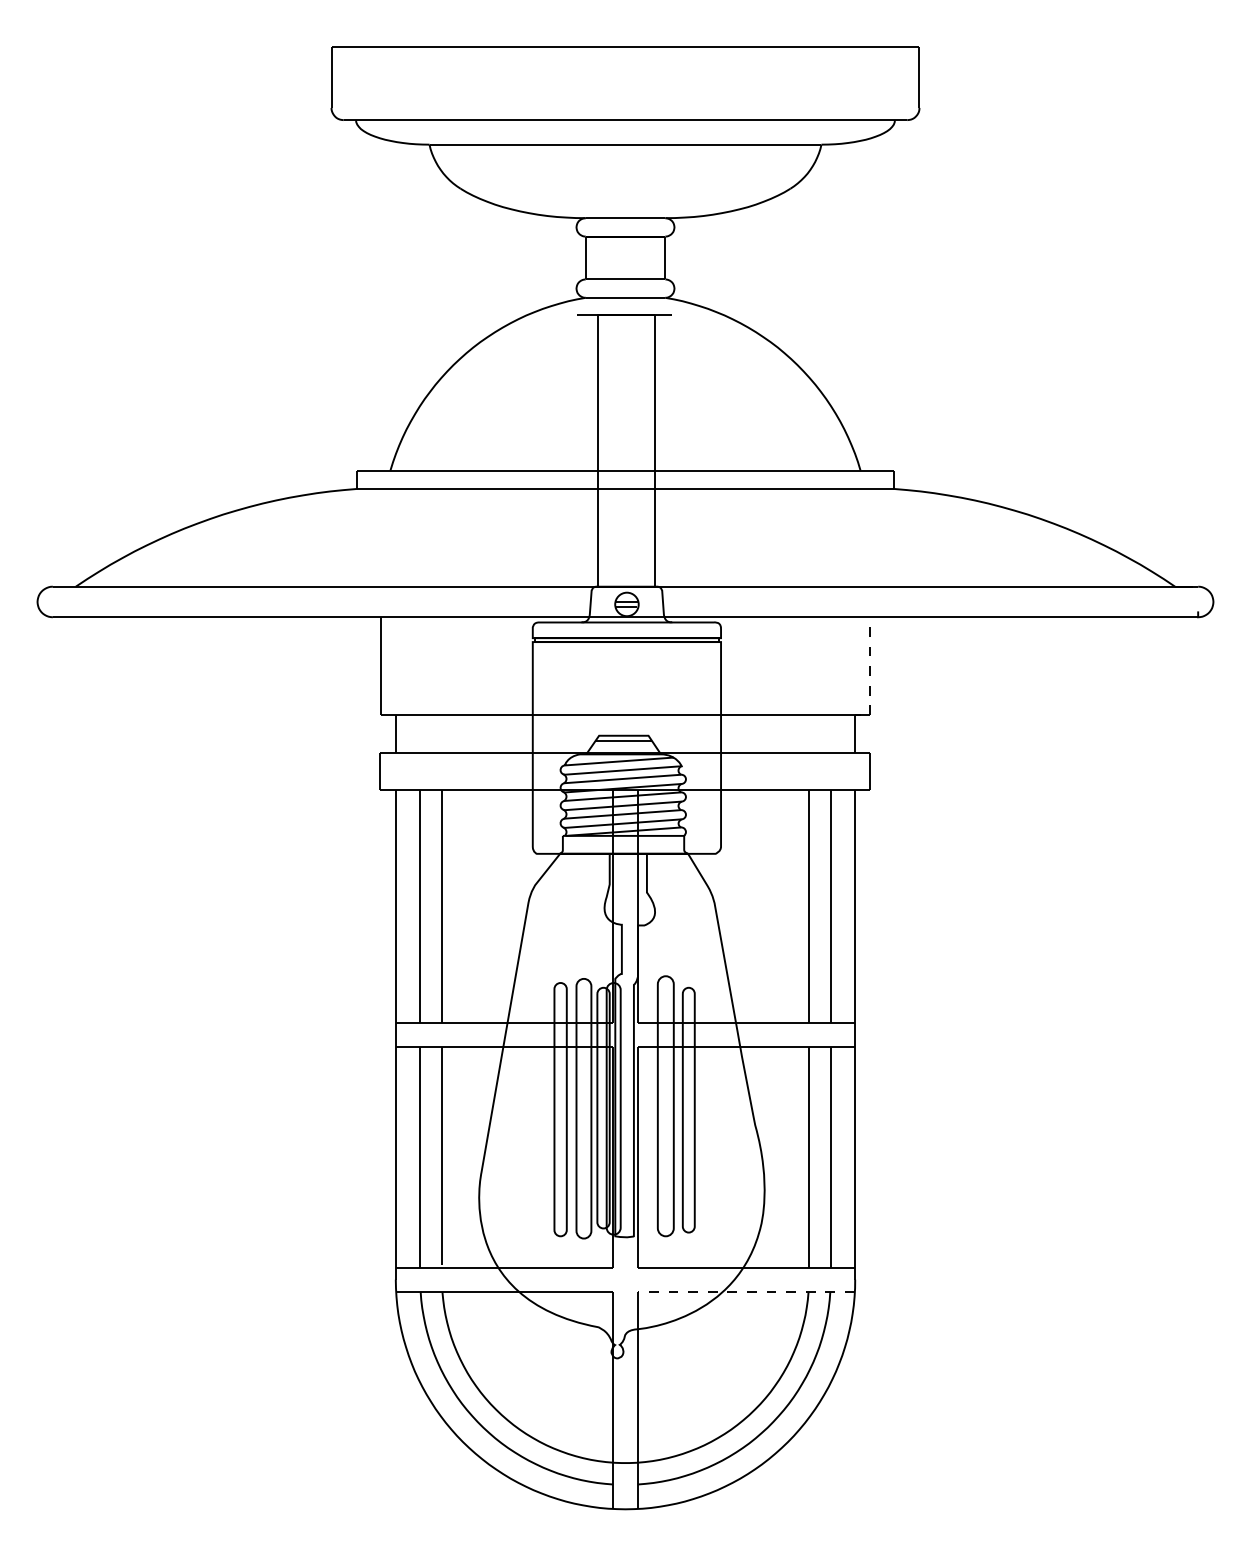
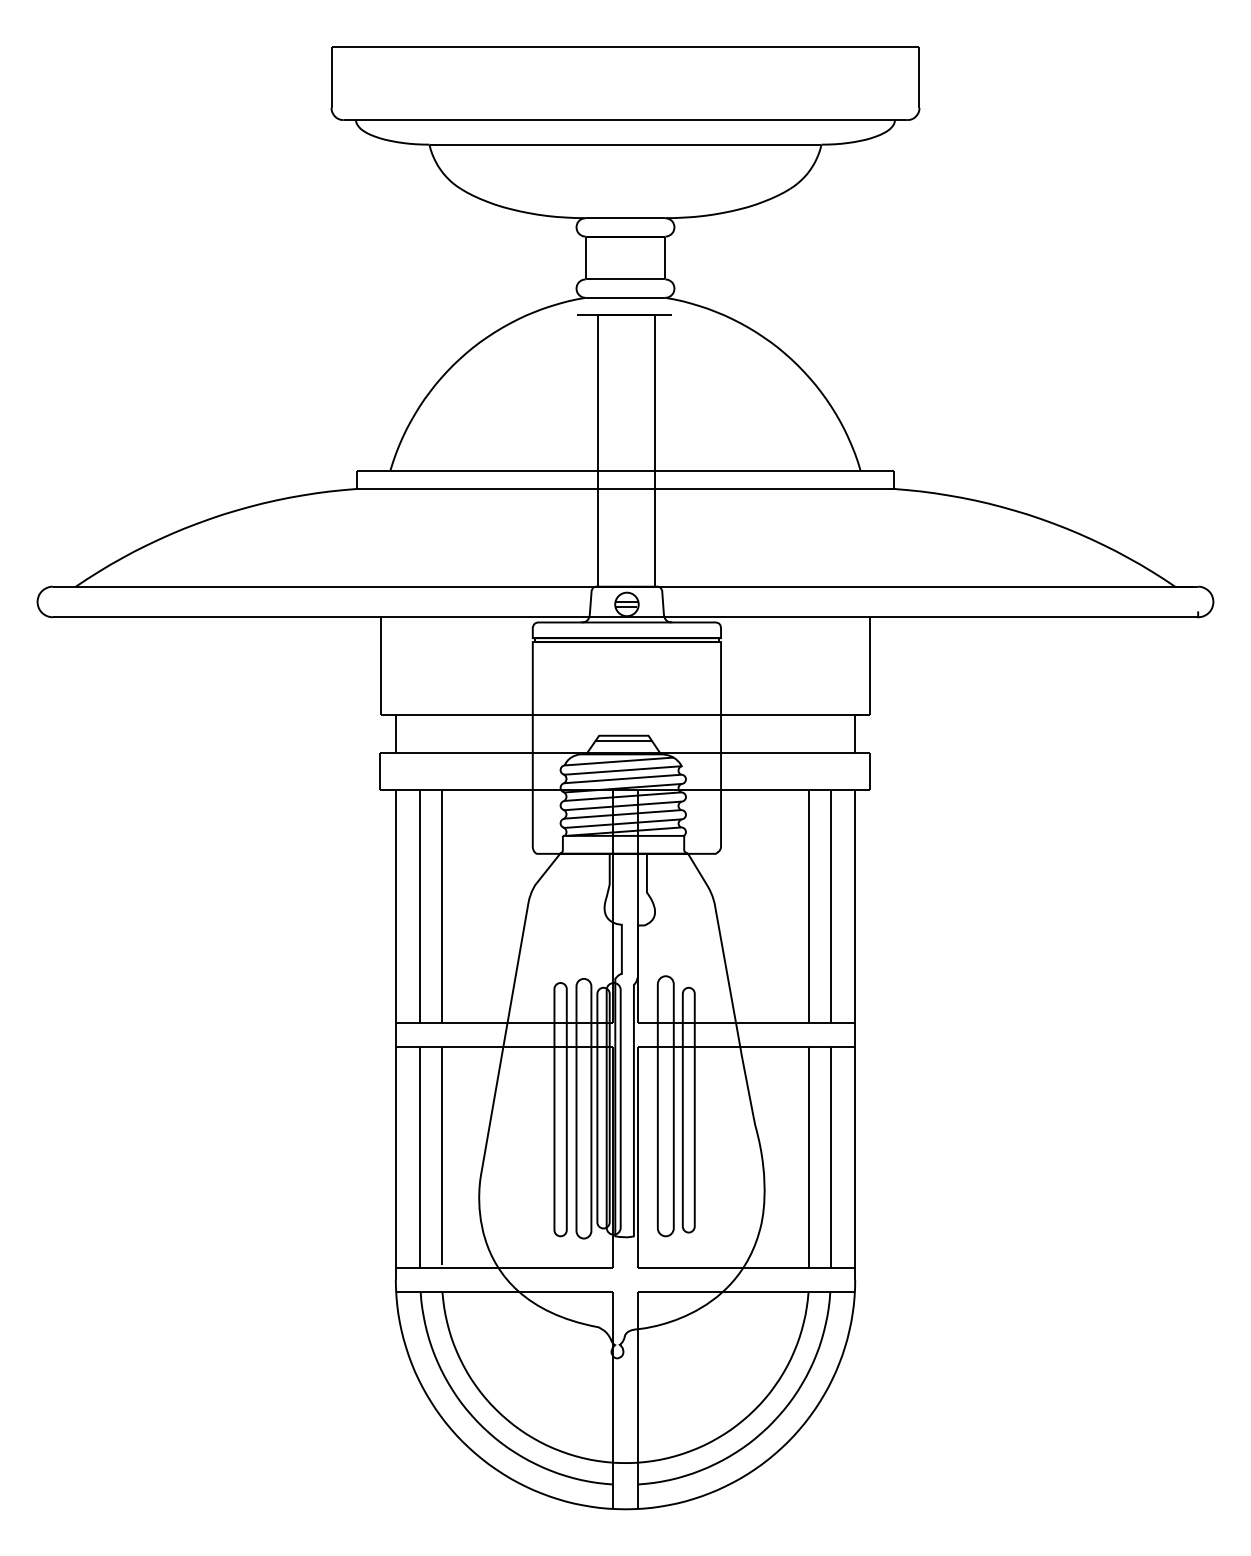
line: dashed -> solid (870, 666)
line: dashed -> solid (745, 1292)
